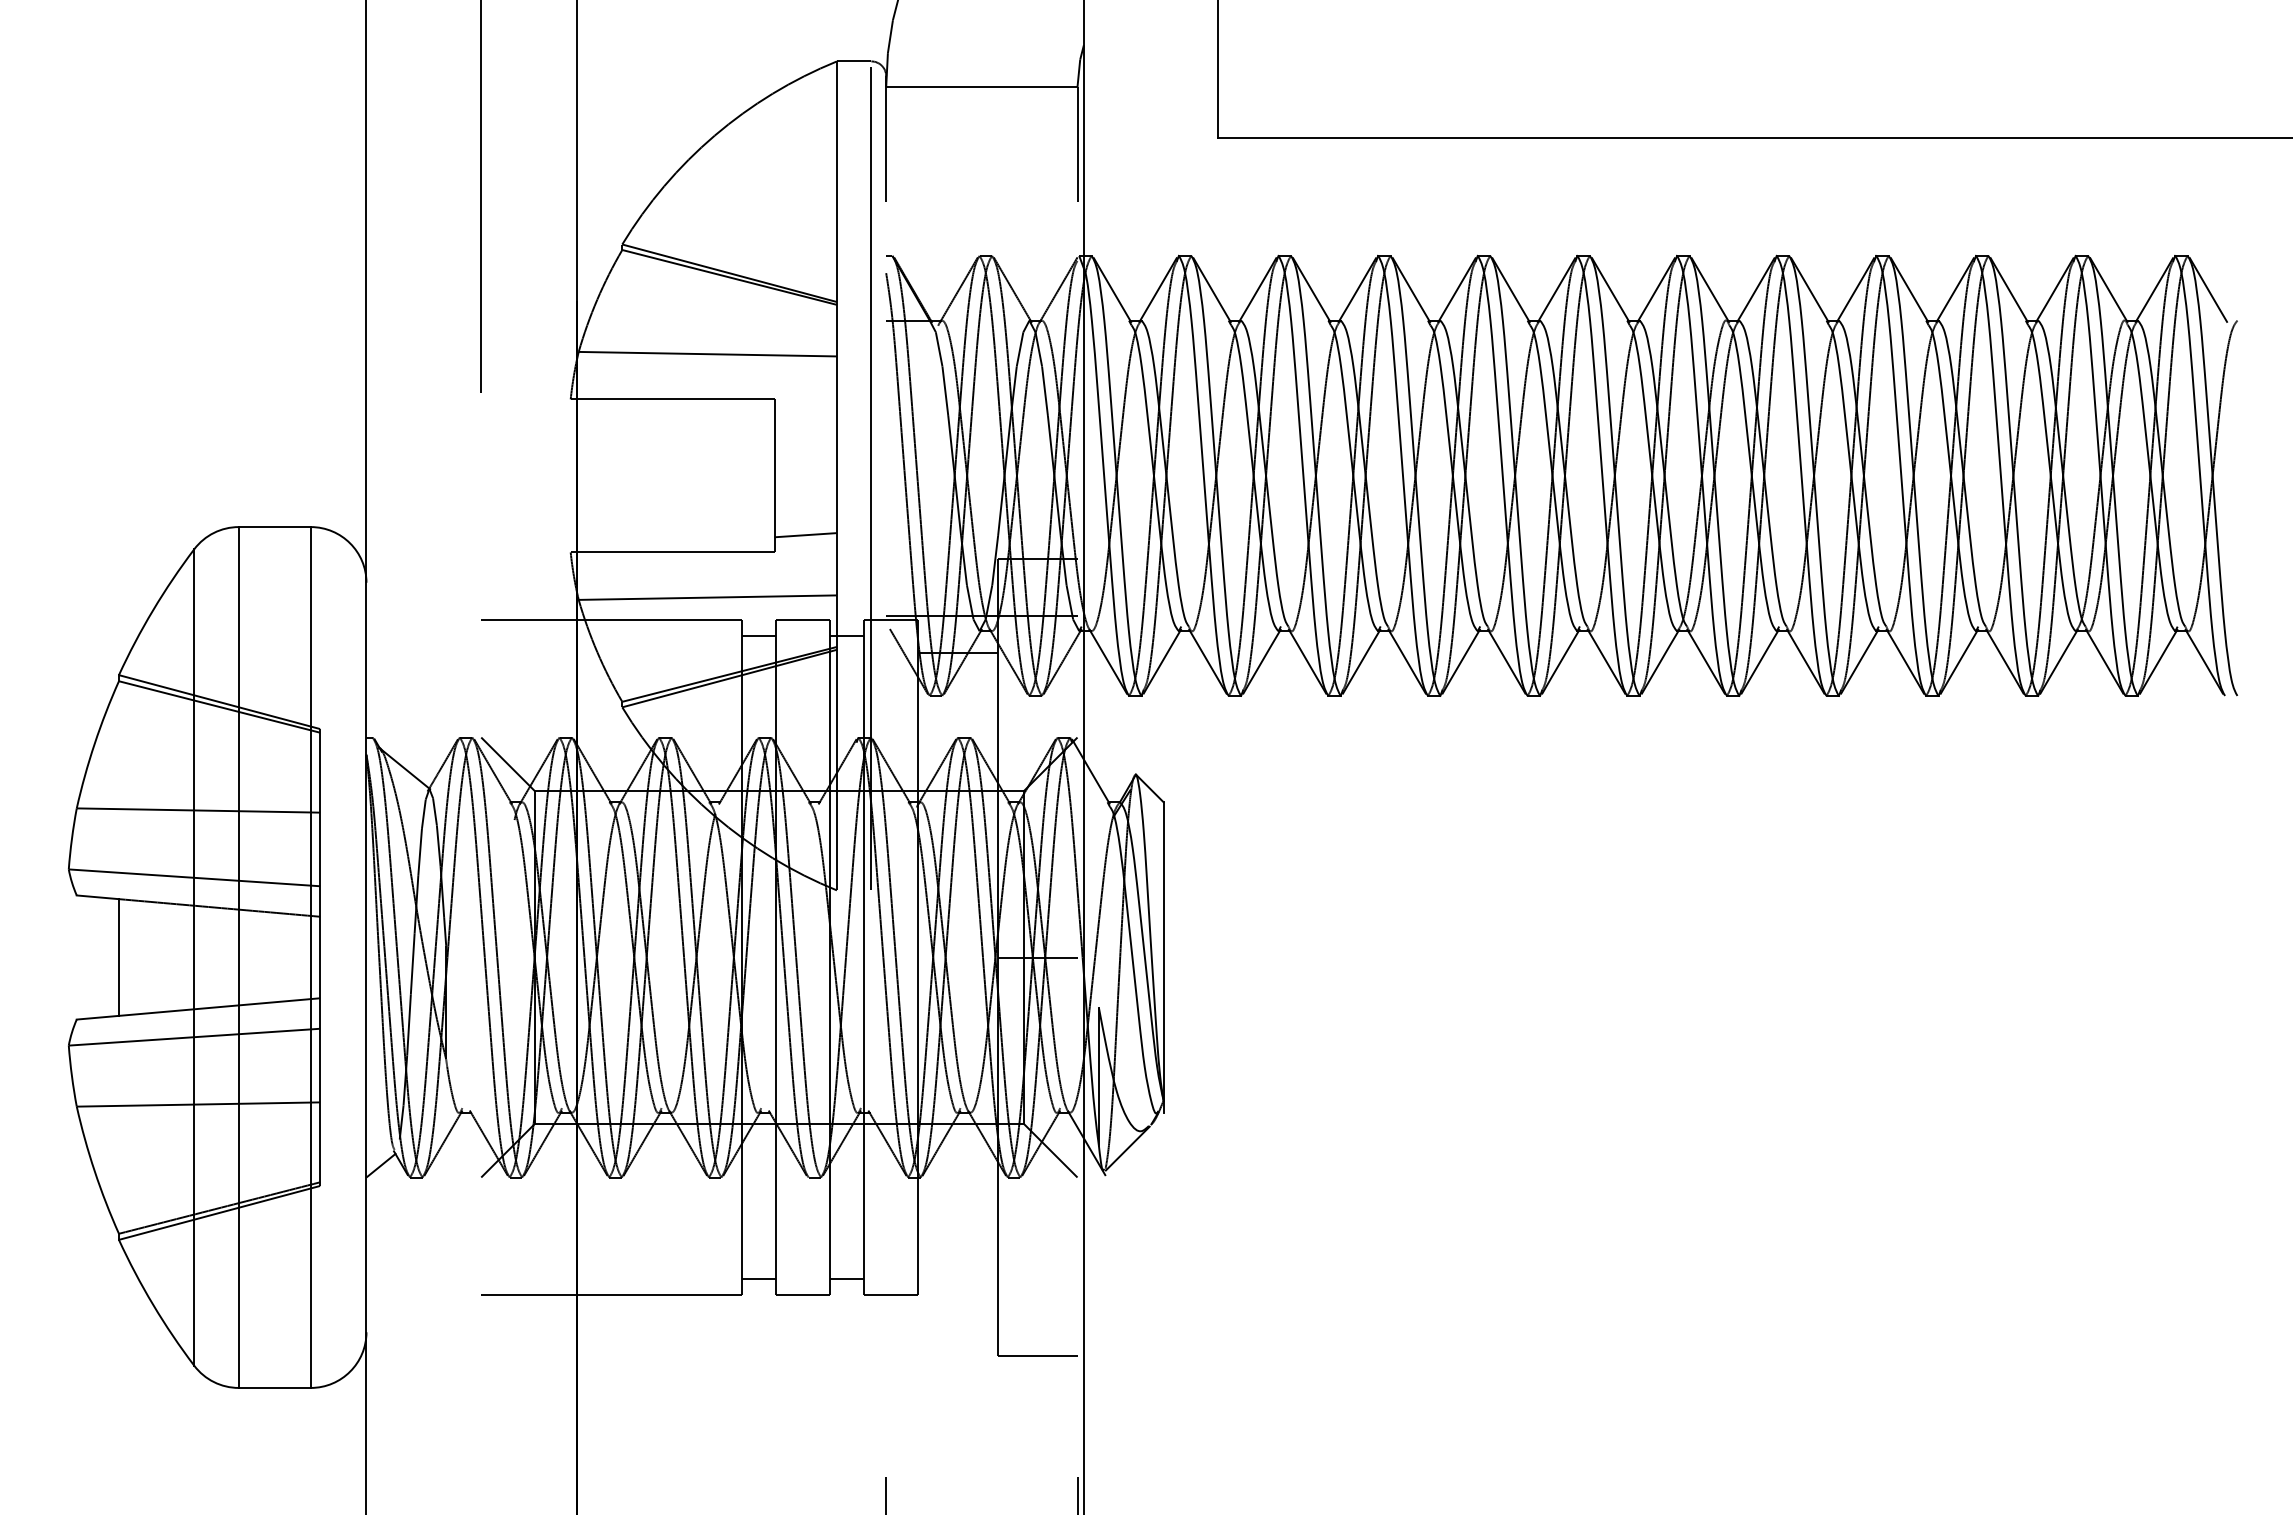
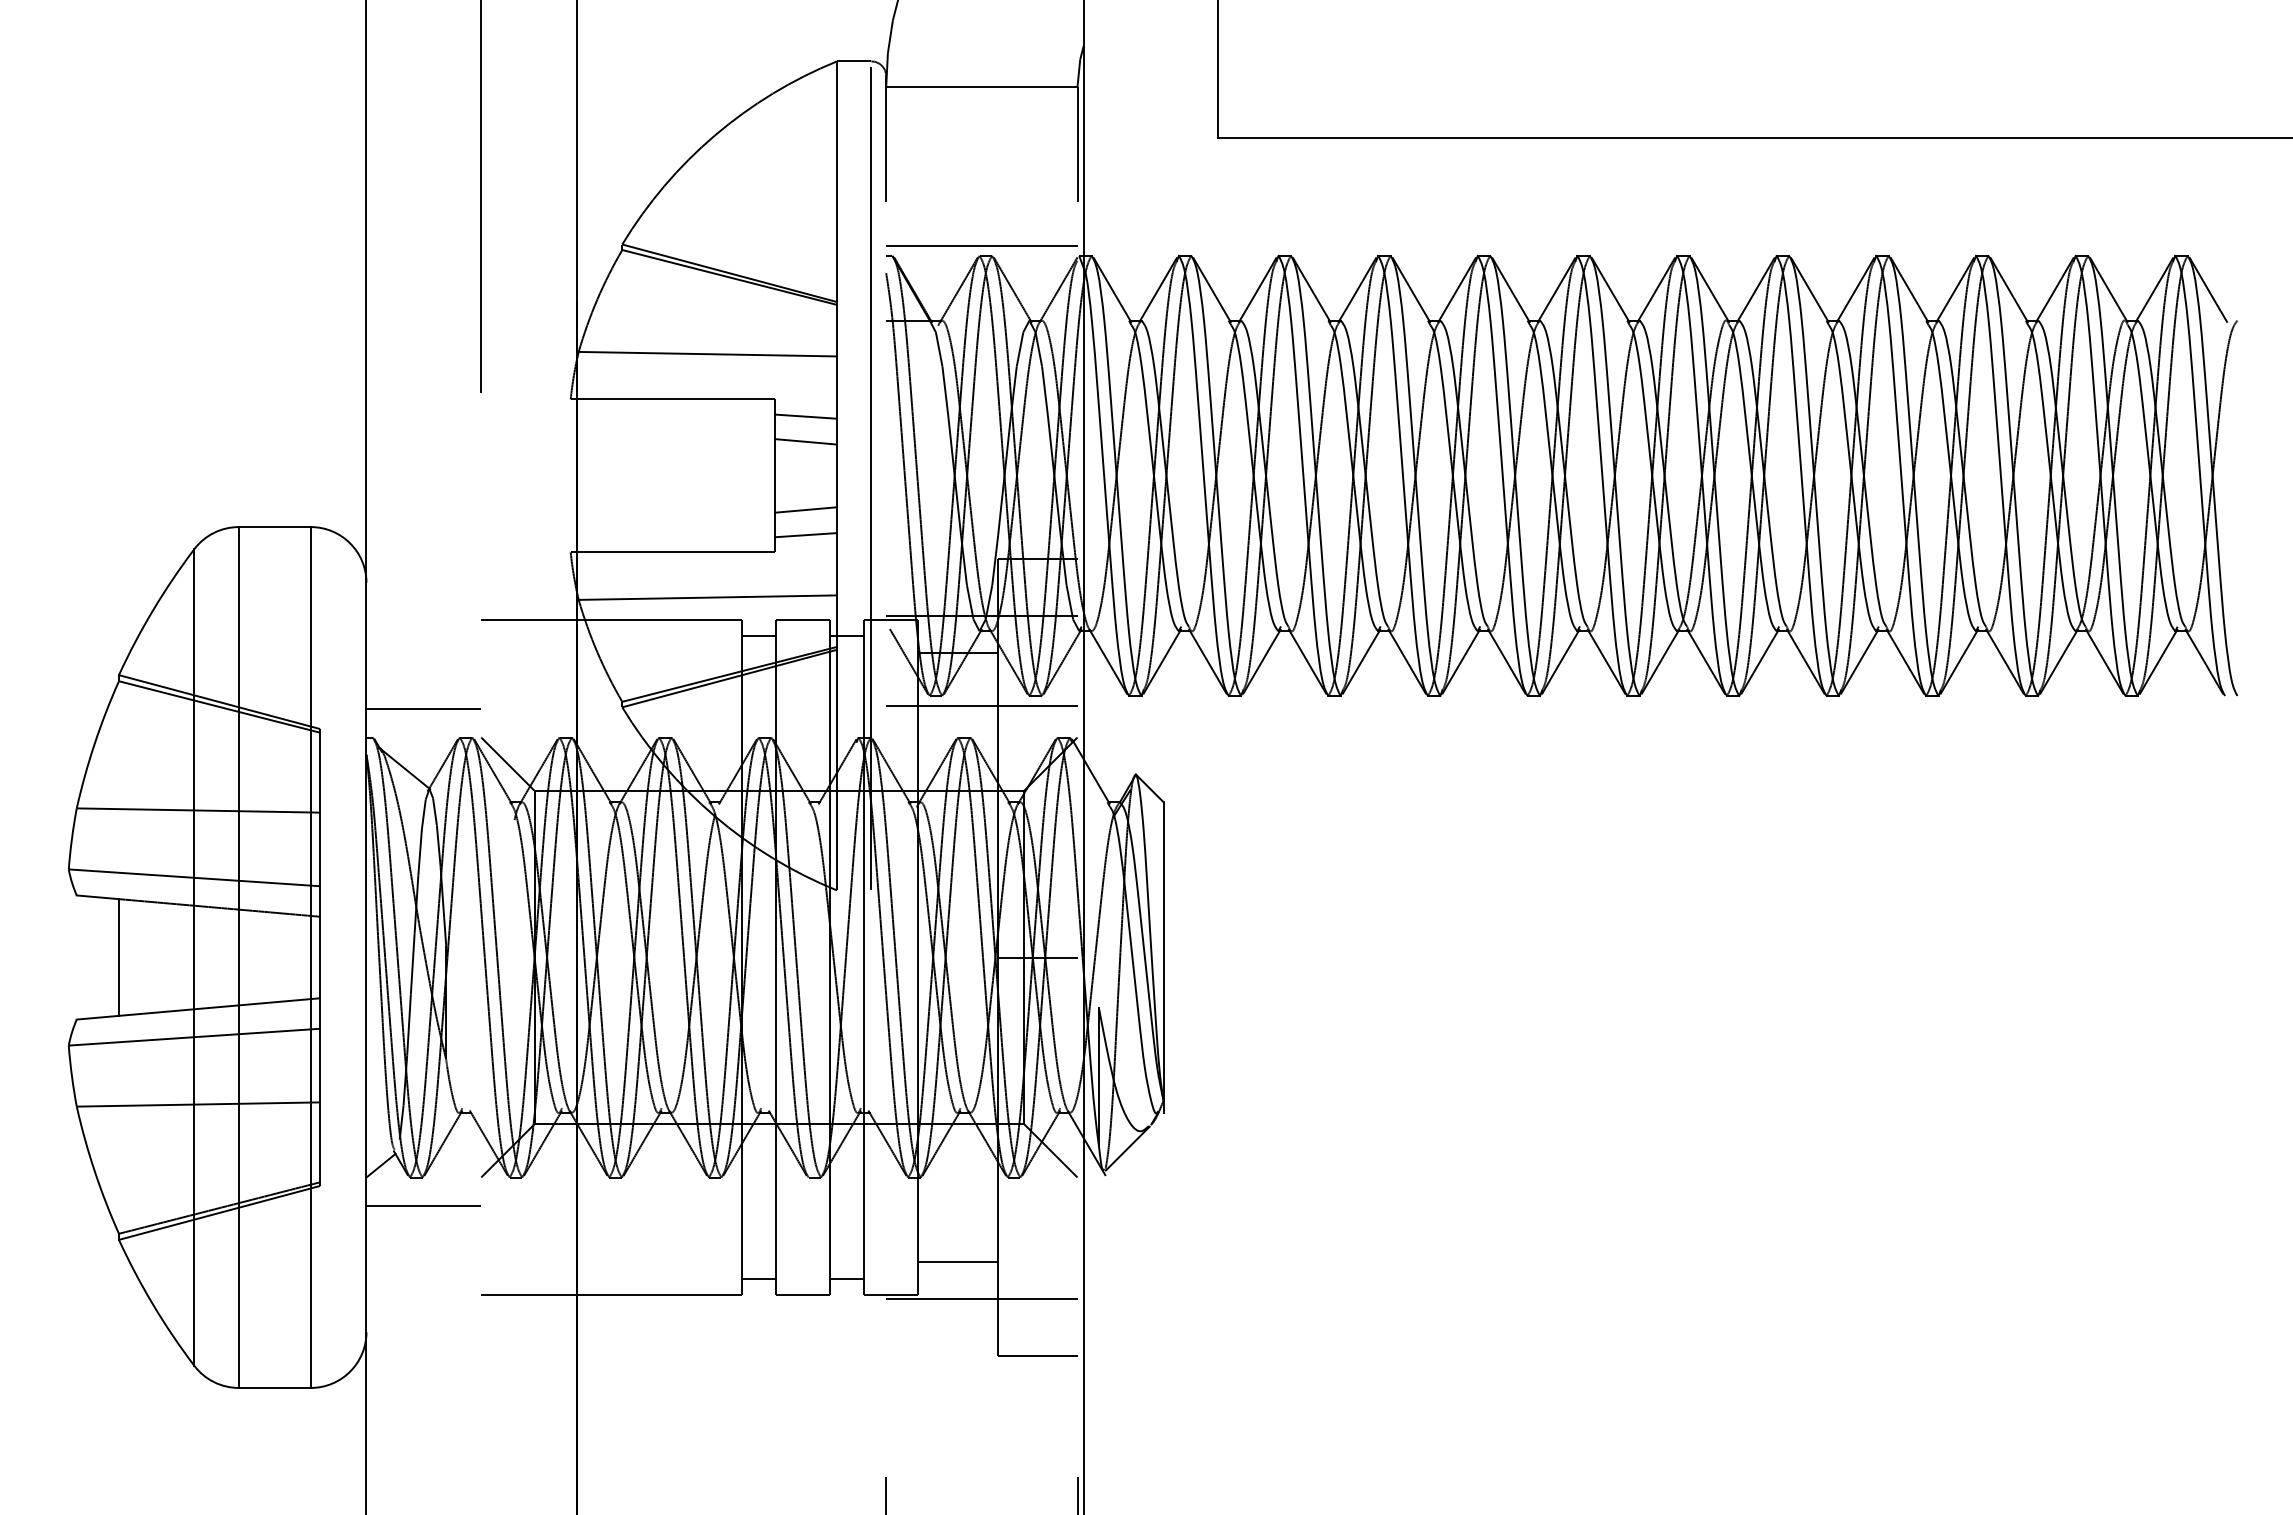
line: none -> present (981, 246)
line: none -> present (805, 416)
line: none -> present (805, 441)
line: none -> present (805, 509)
line: none -> present (981, 705)
line: none -> present (423, 708)
line: none -> present (423, 1206)
line: none -> present (957, 1261)
line: none -> present (981, 1298)
